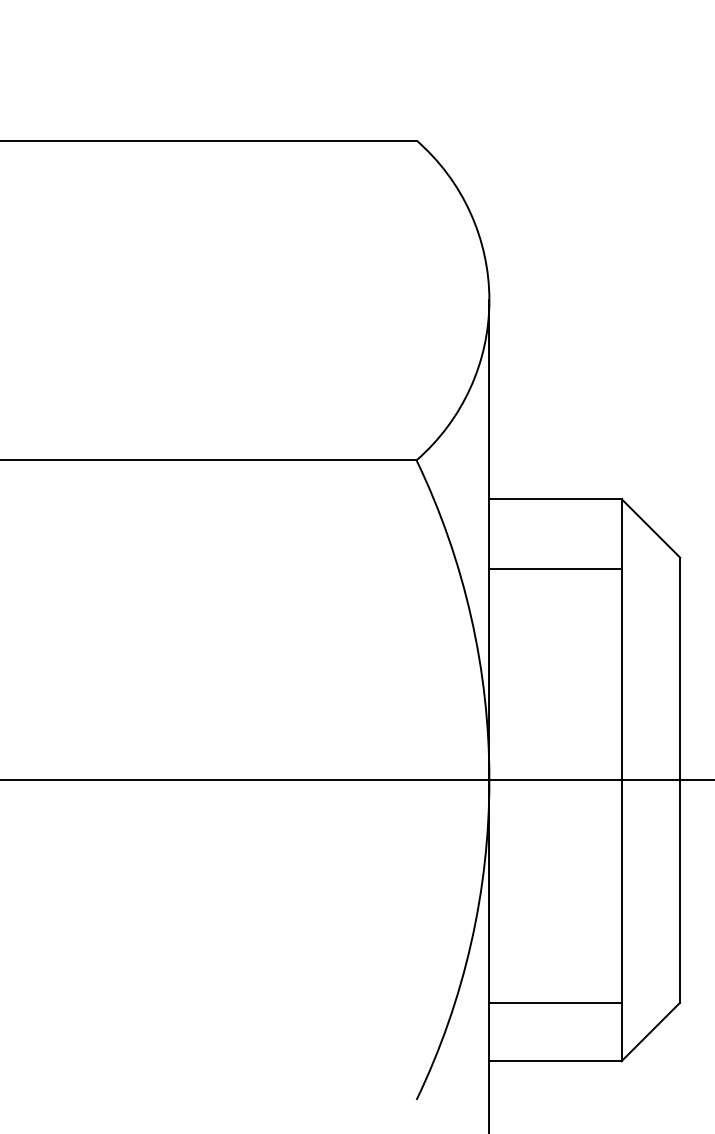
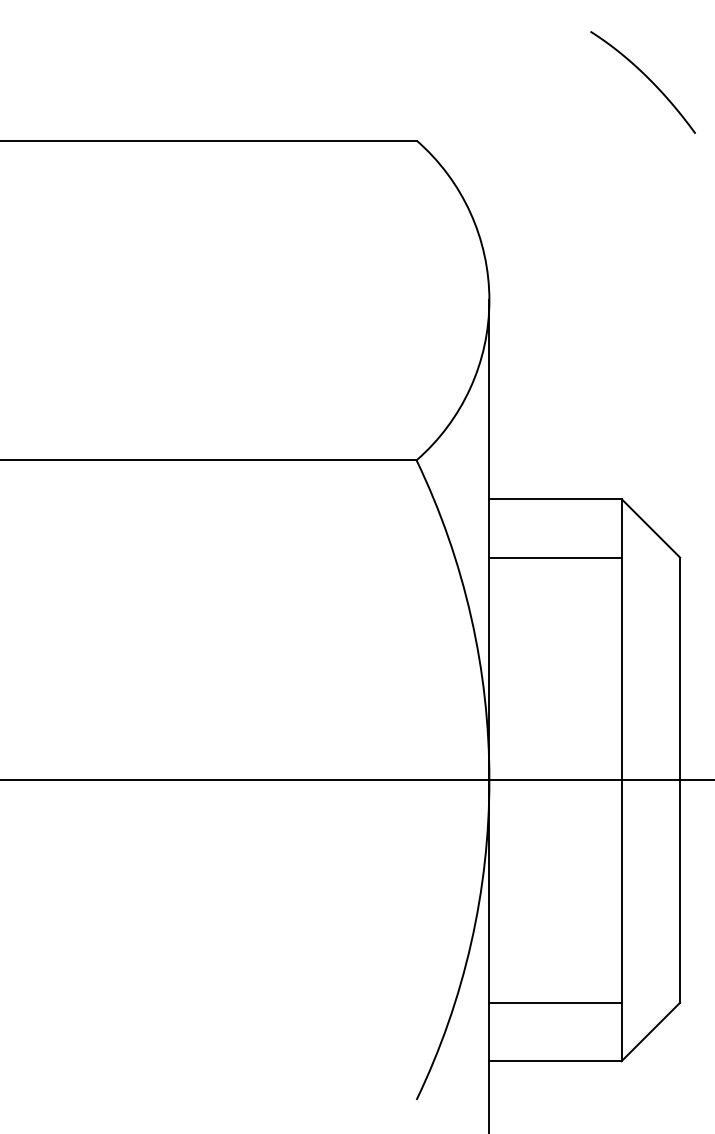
curve: none -> present (646, 77)
line position: (555, 568) -> (555, 557) (555, 557)
